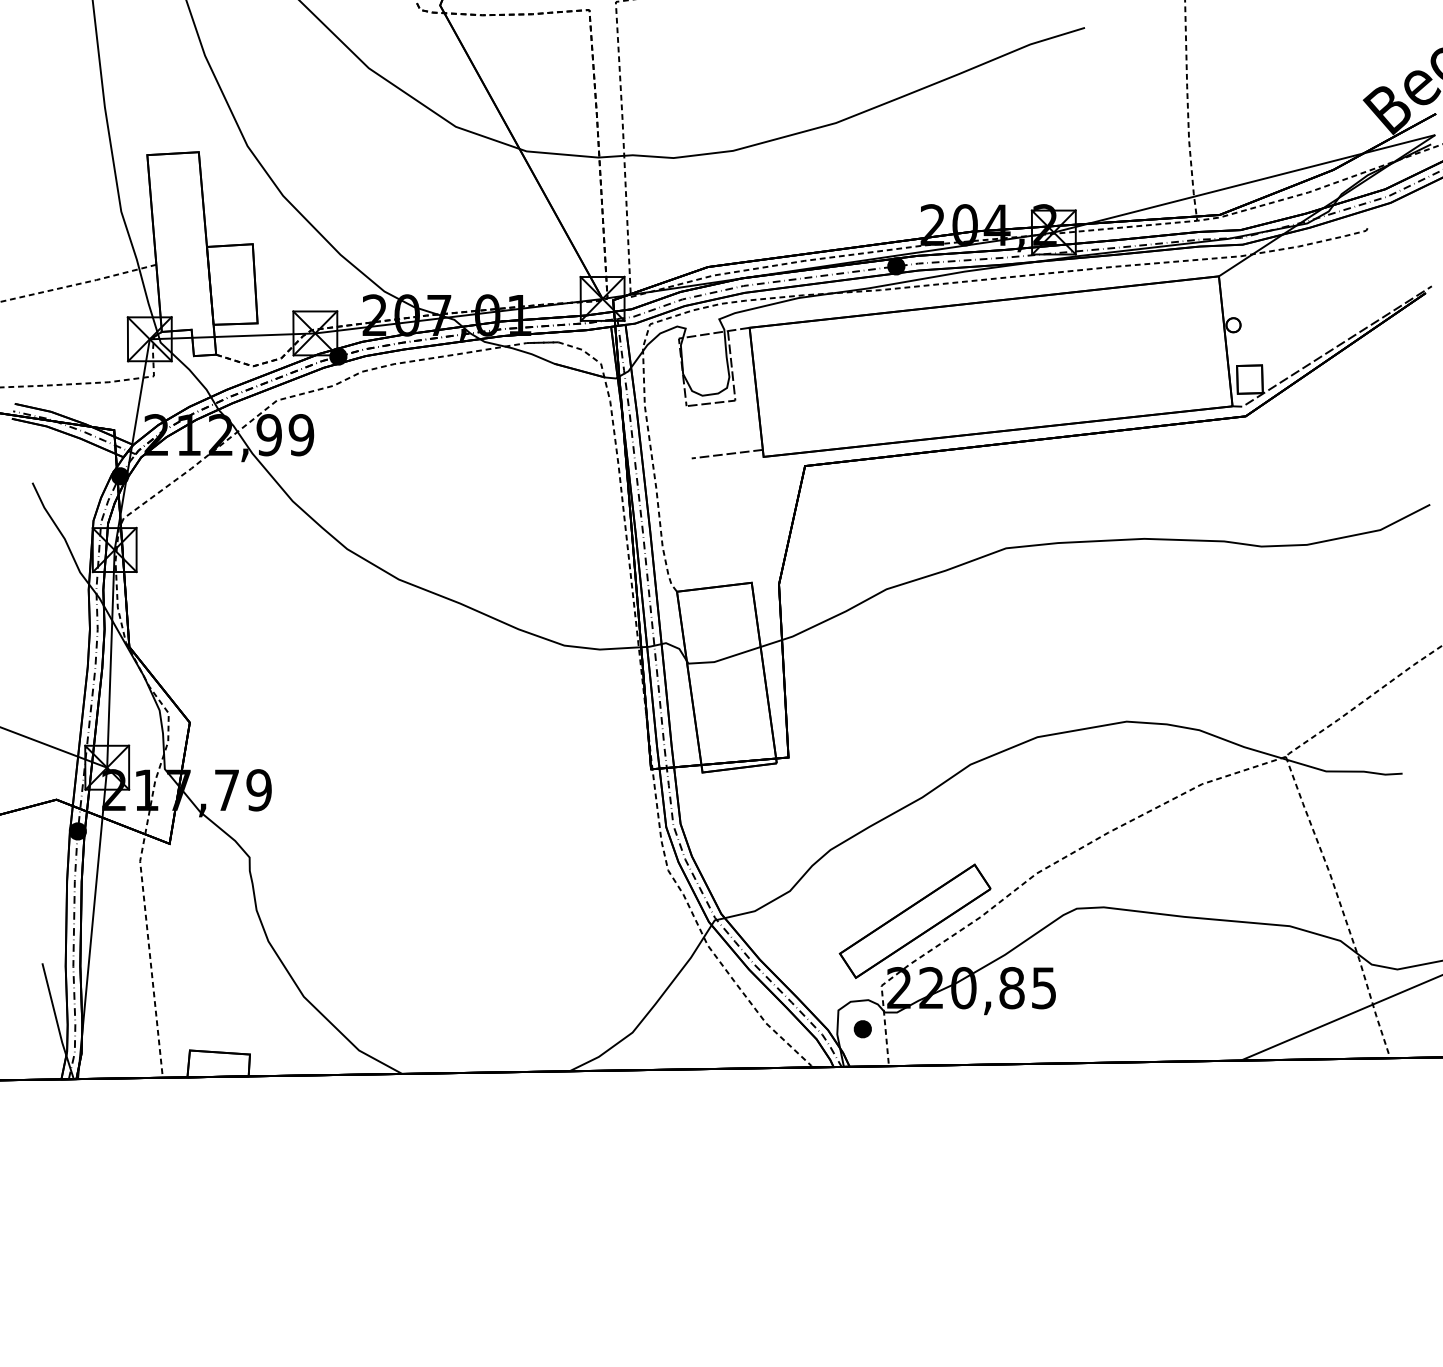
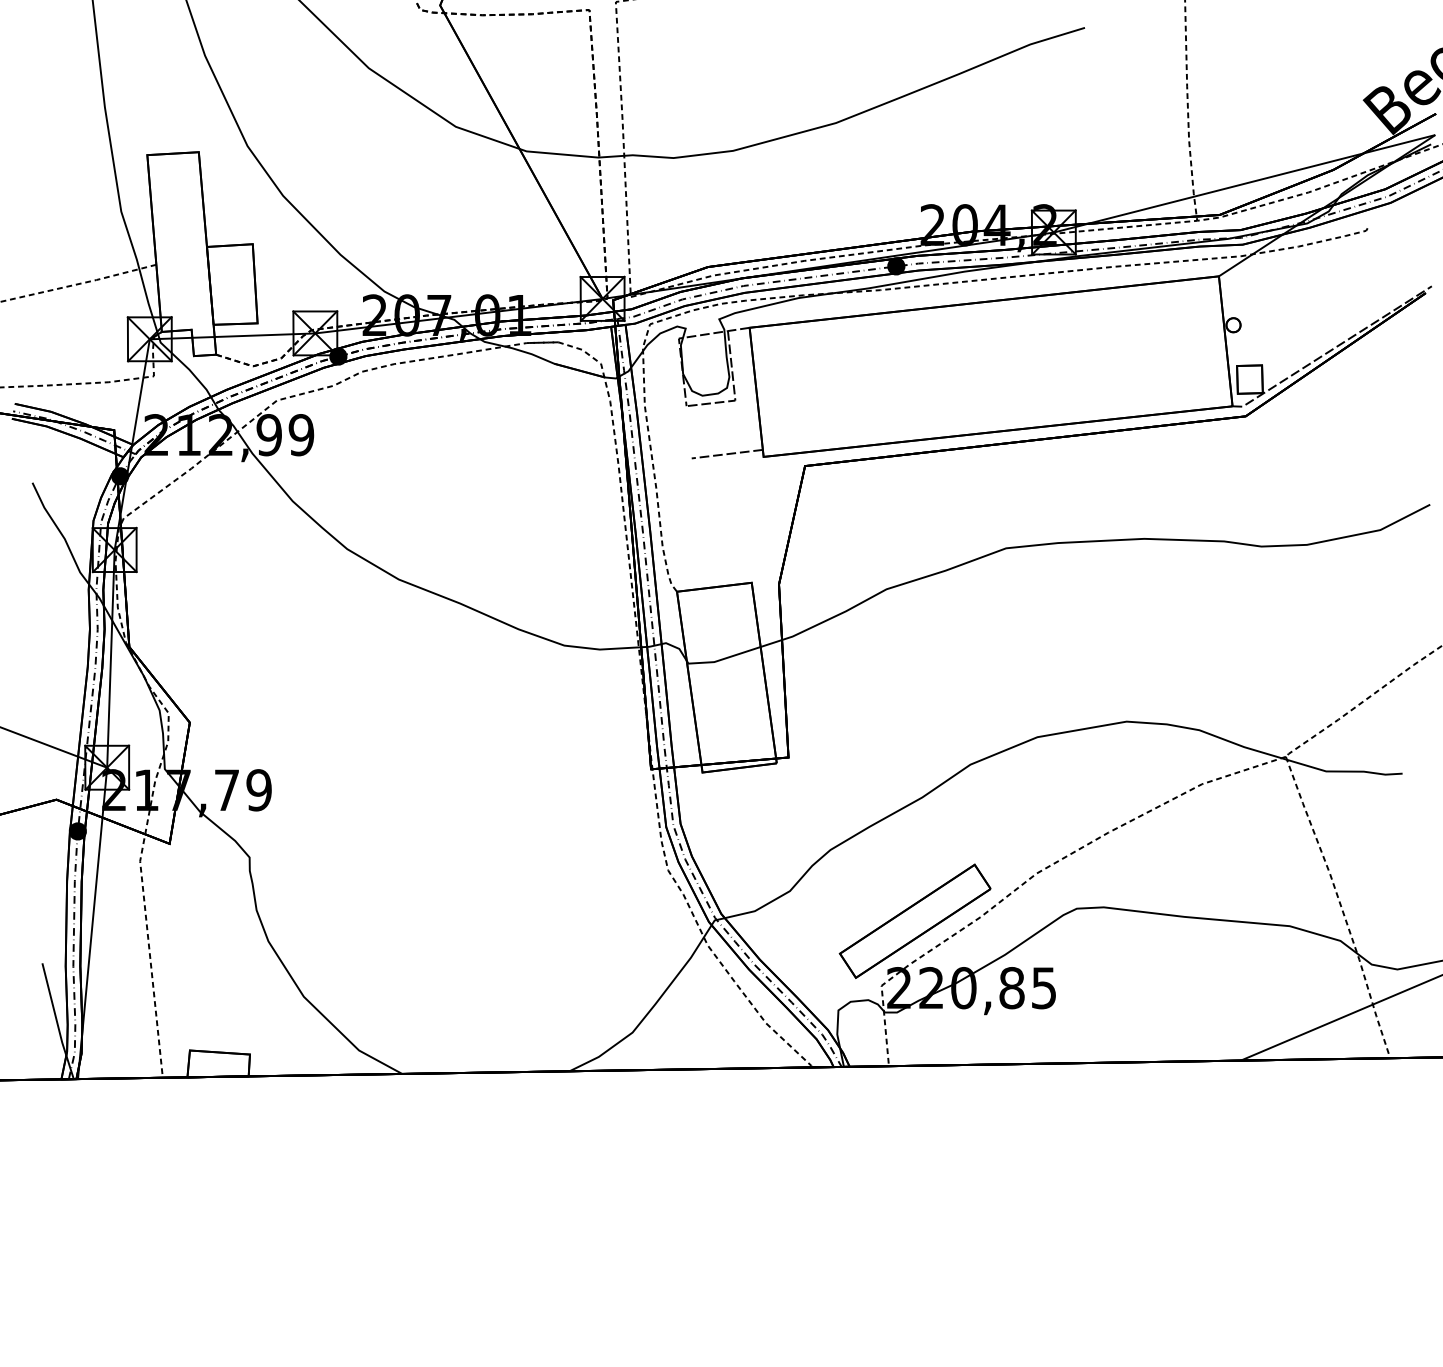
part: present -> none (862, 1029)
